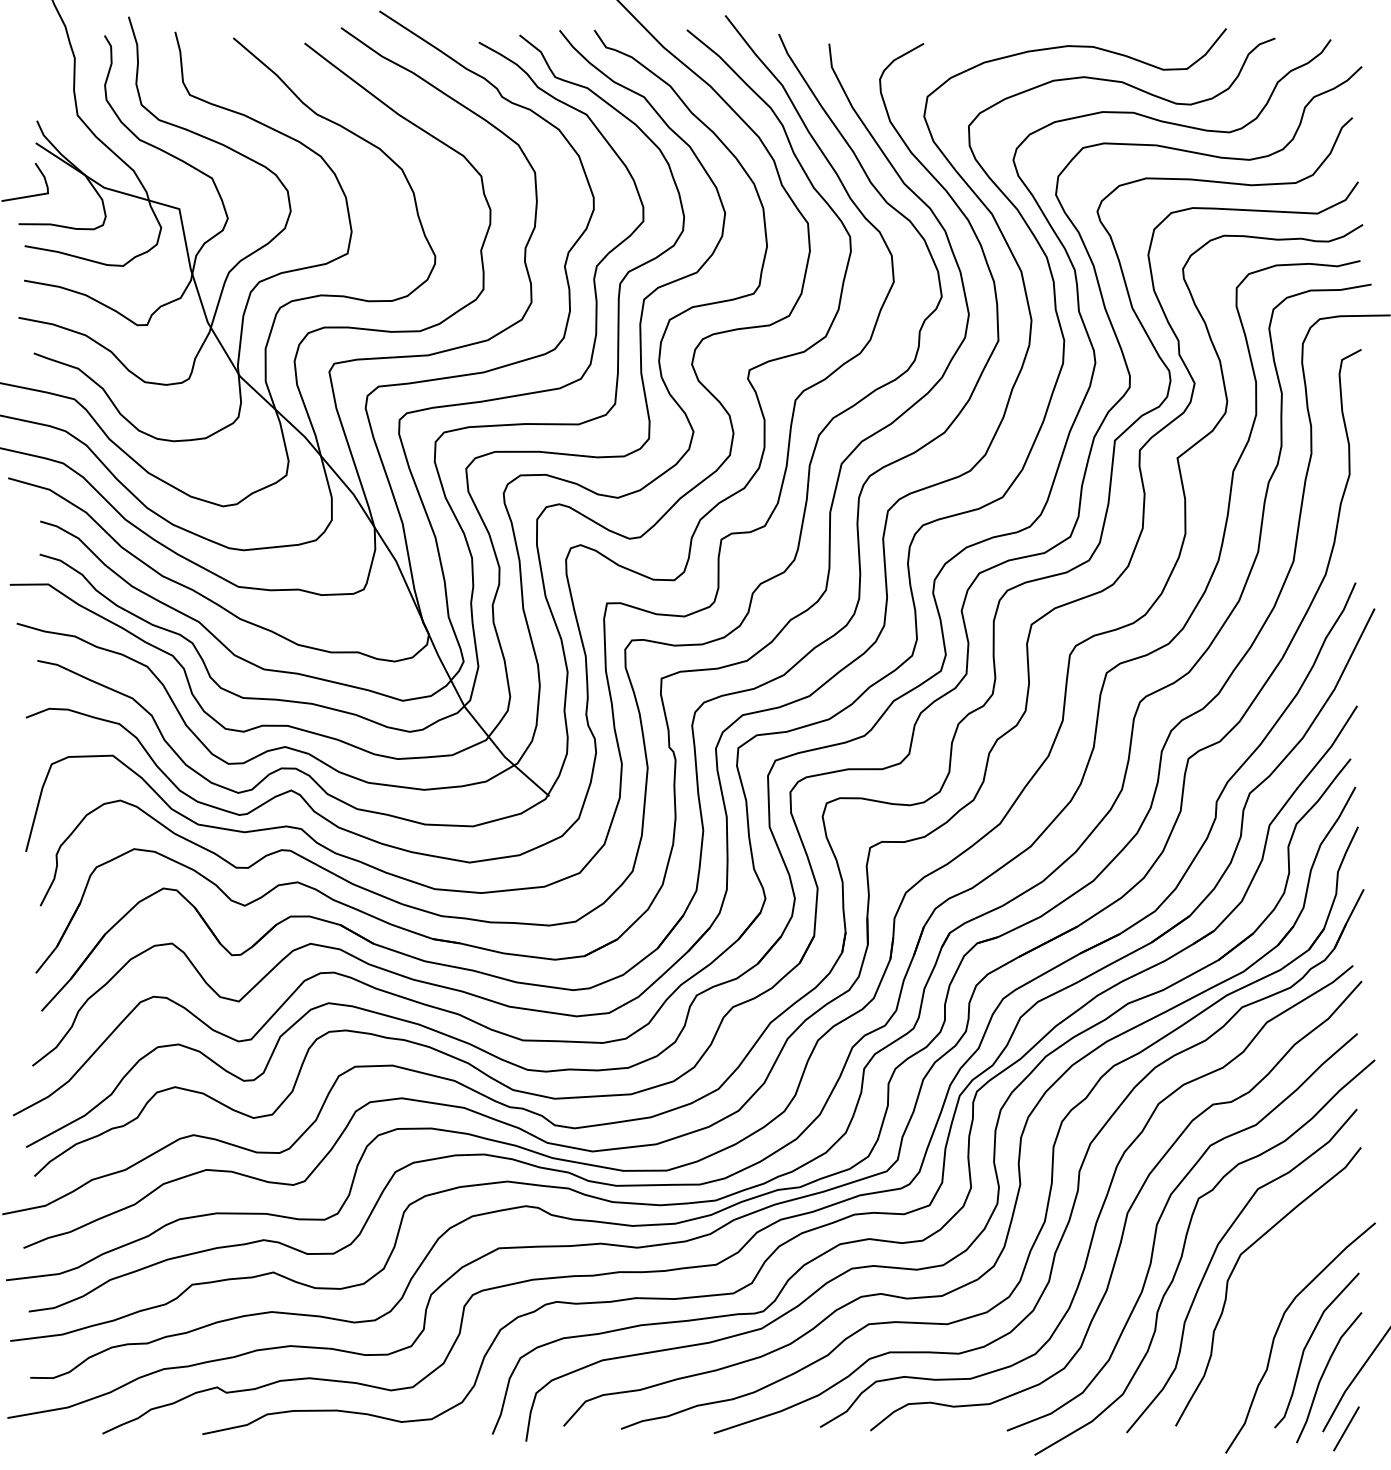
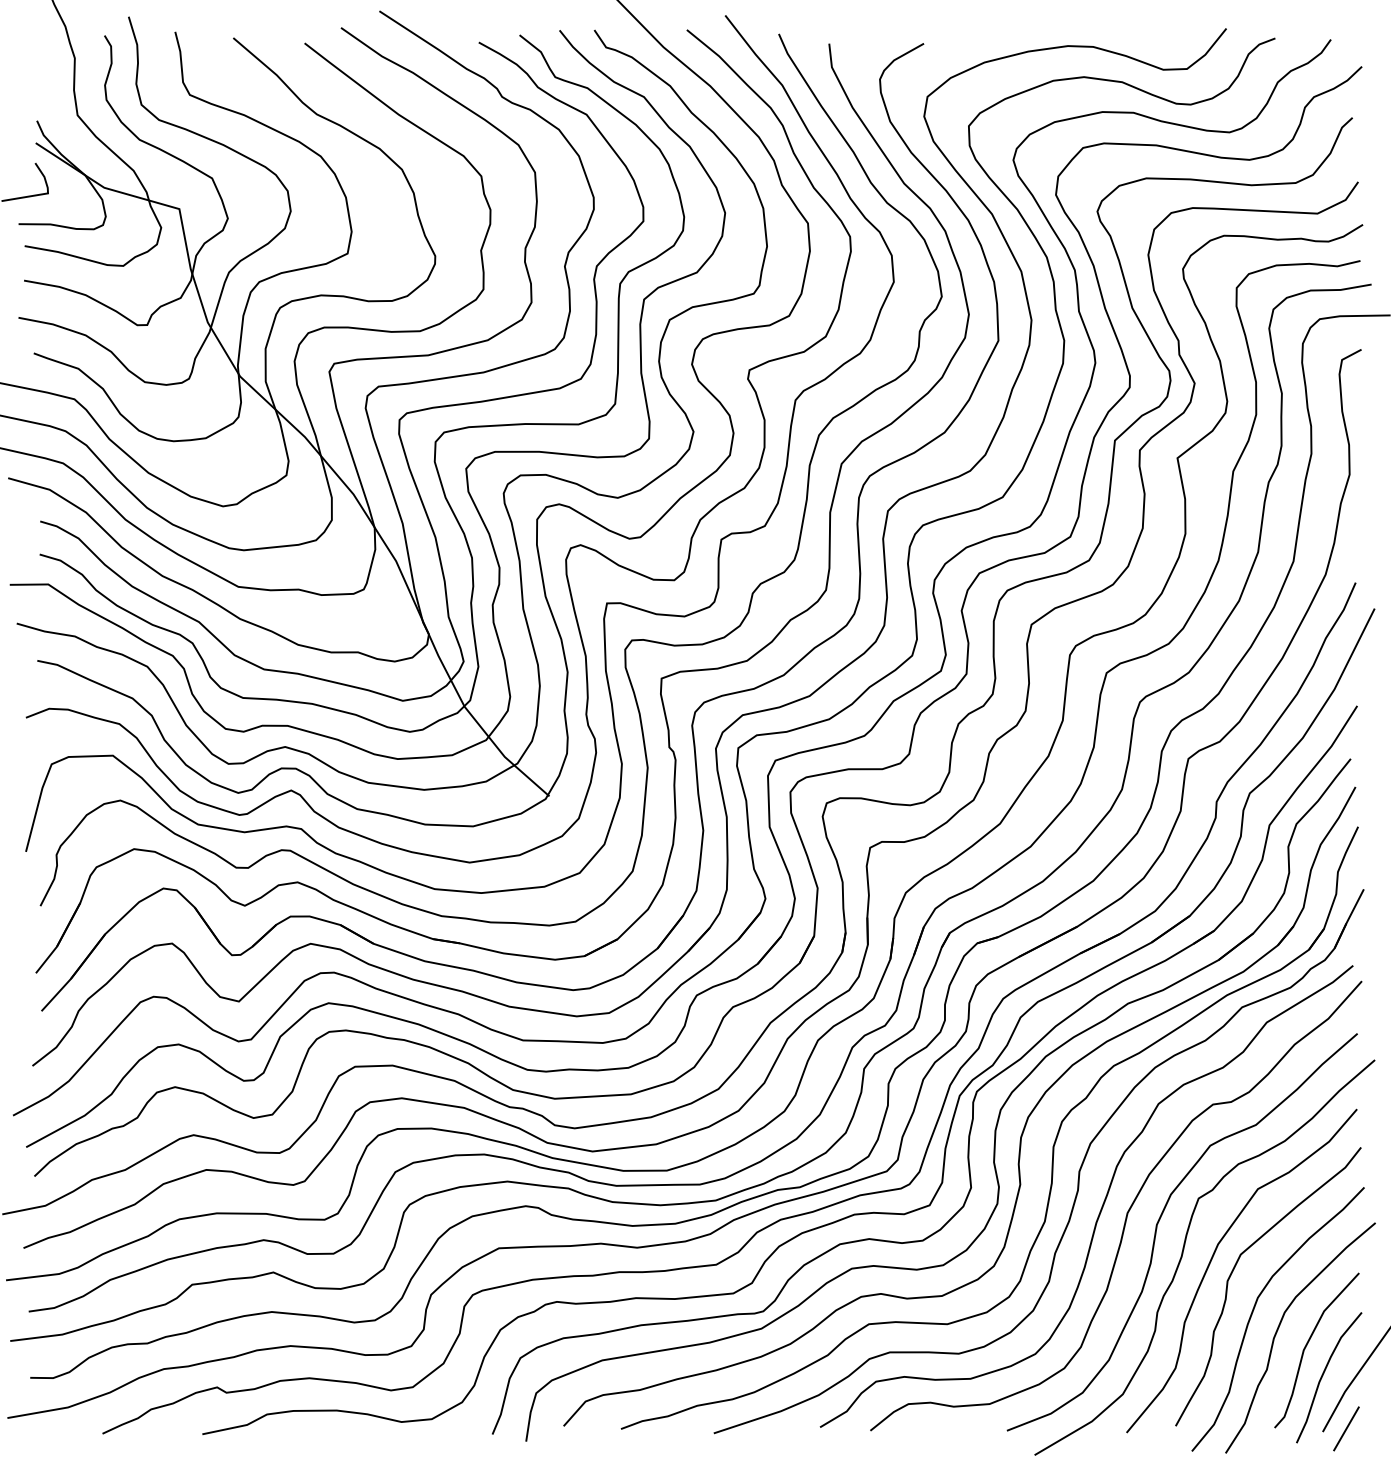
curve: none -> present (1253, 1312)
